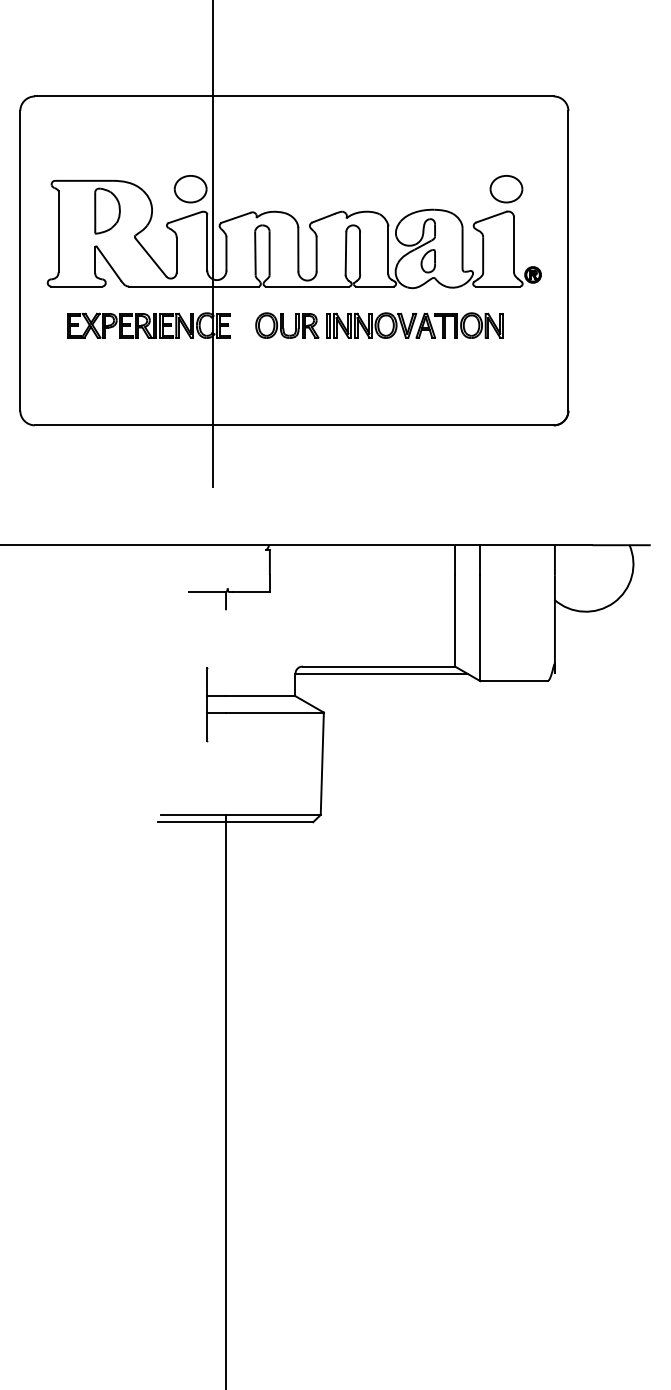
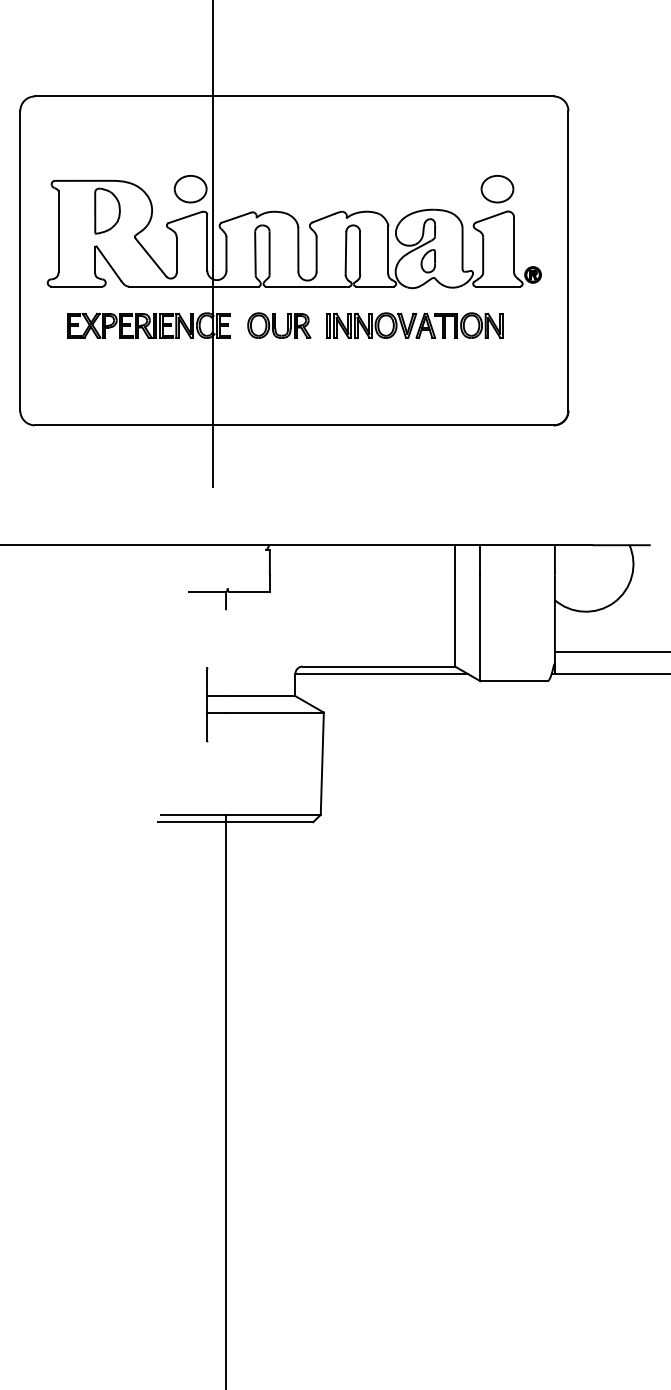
part position: (506, 189) -> (497, 189) (497, 189)
part position: (287, 325) -> (279, 325) (279, 325)
line: none -> present (610, 651)
line: none -> present (609, 673)
